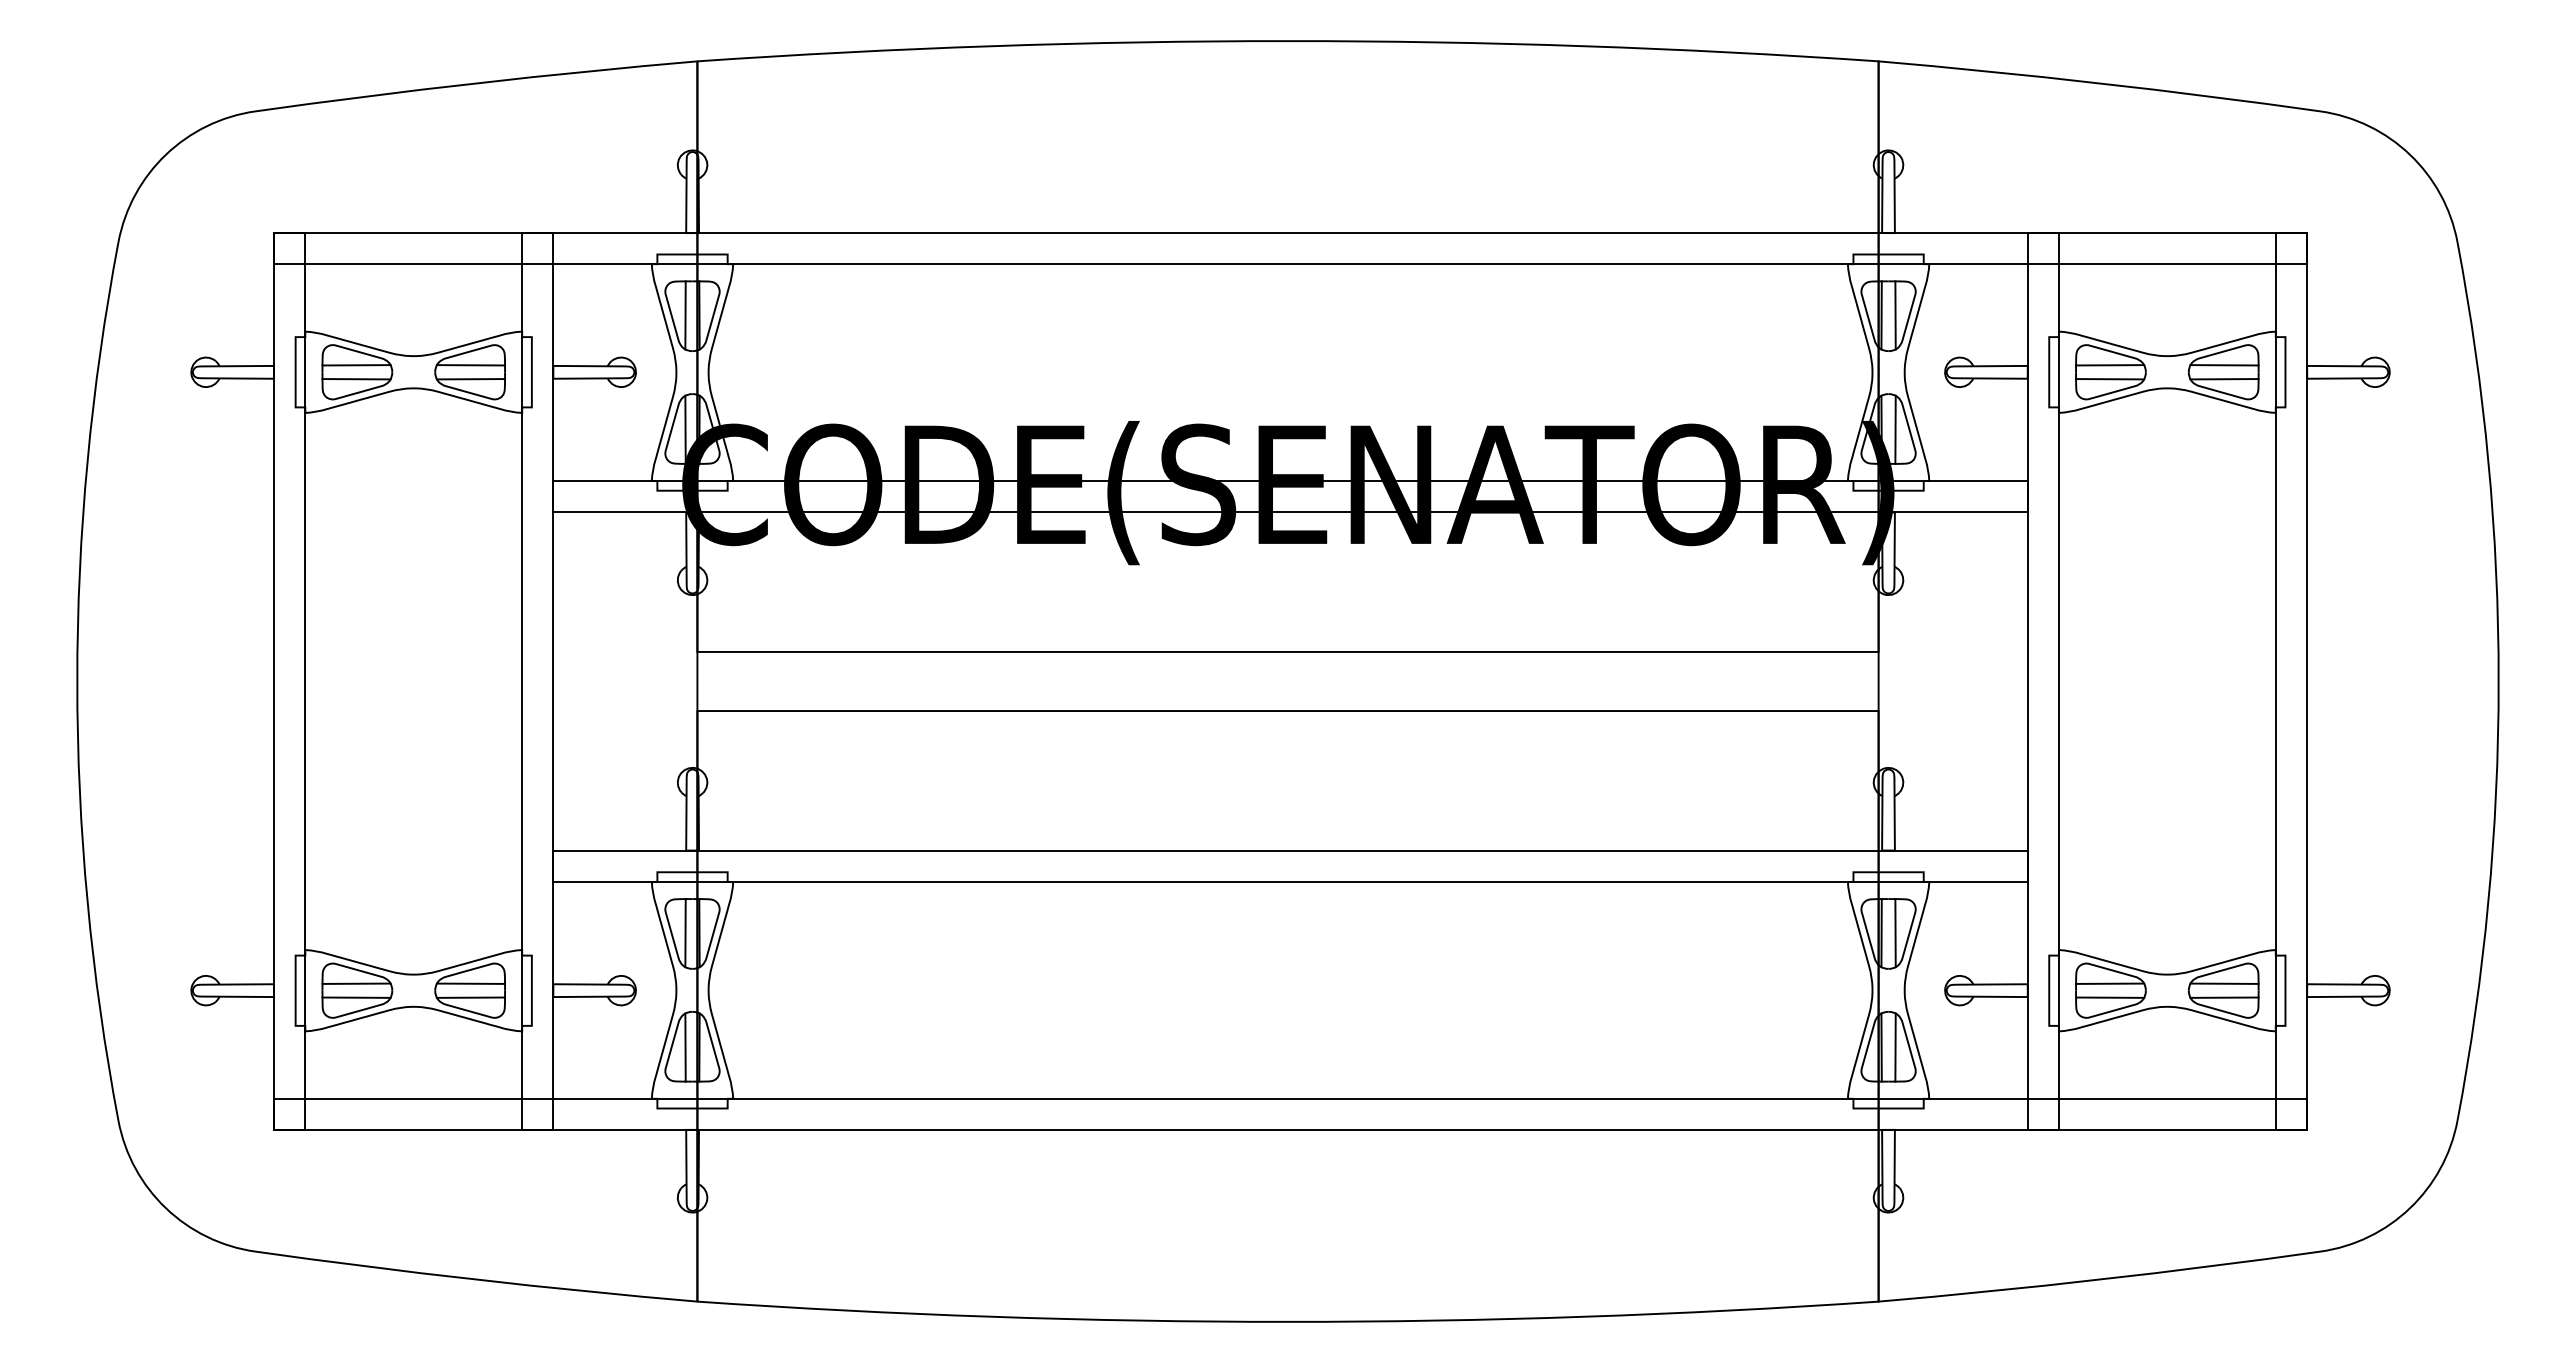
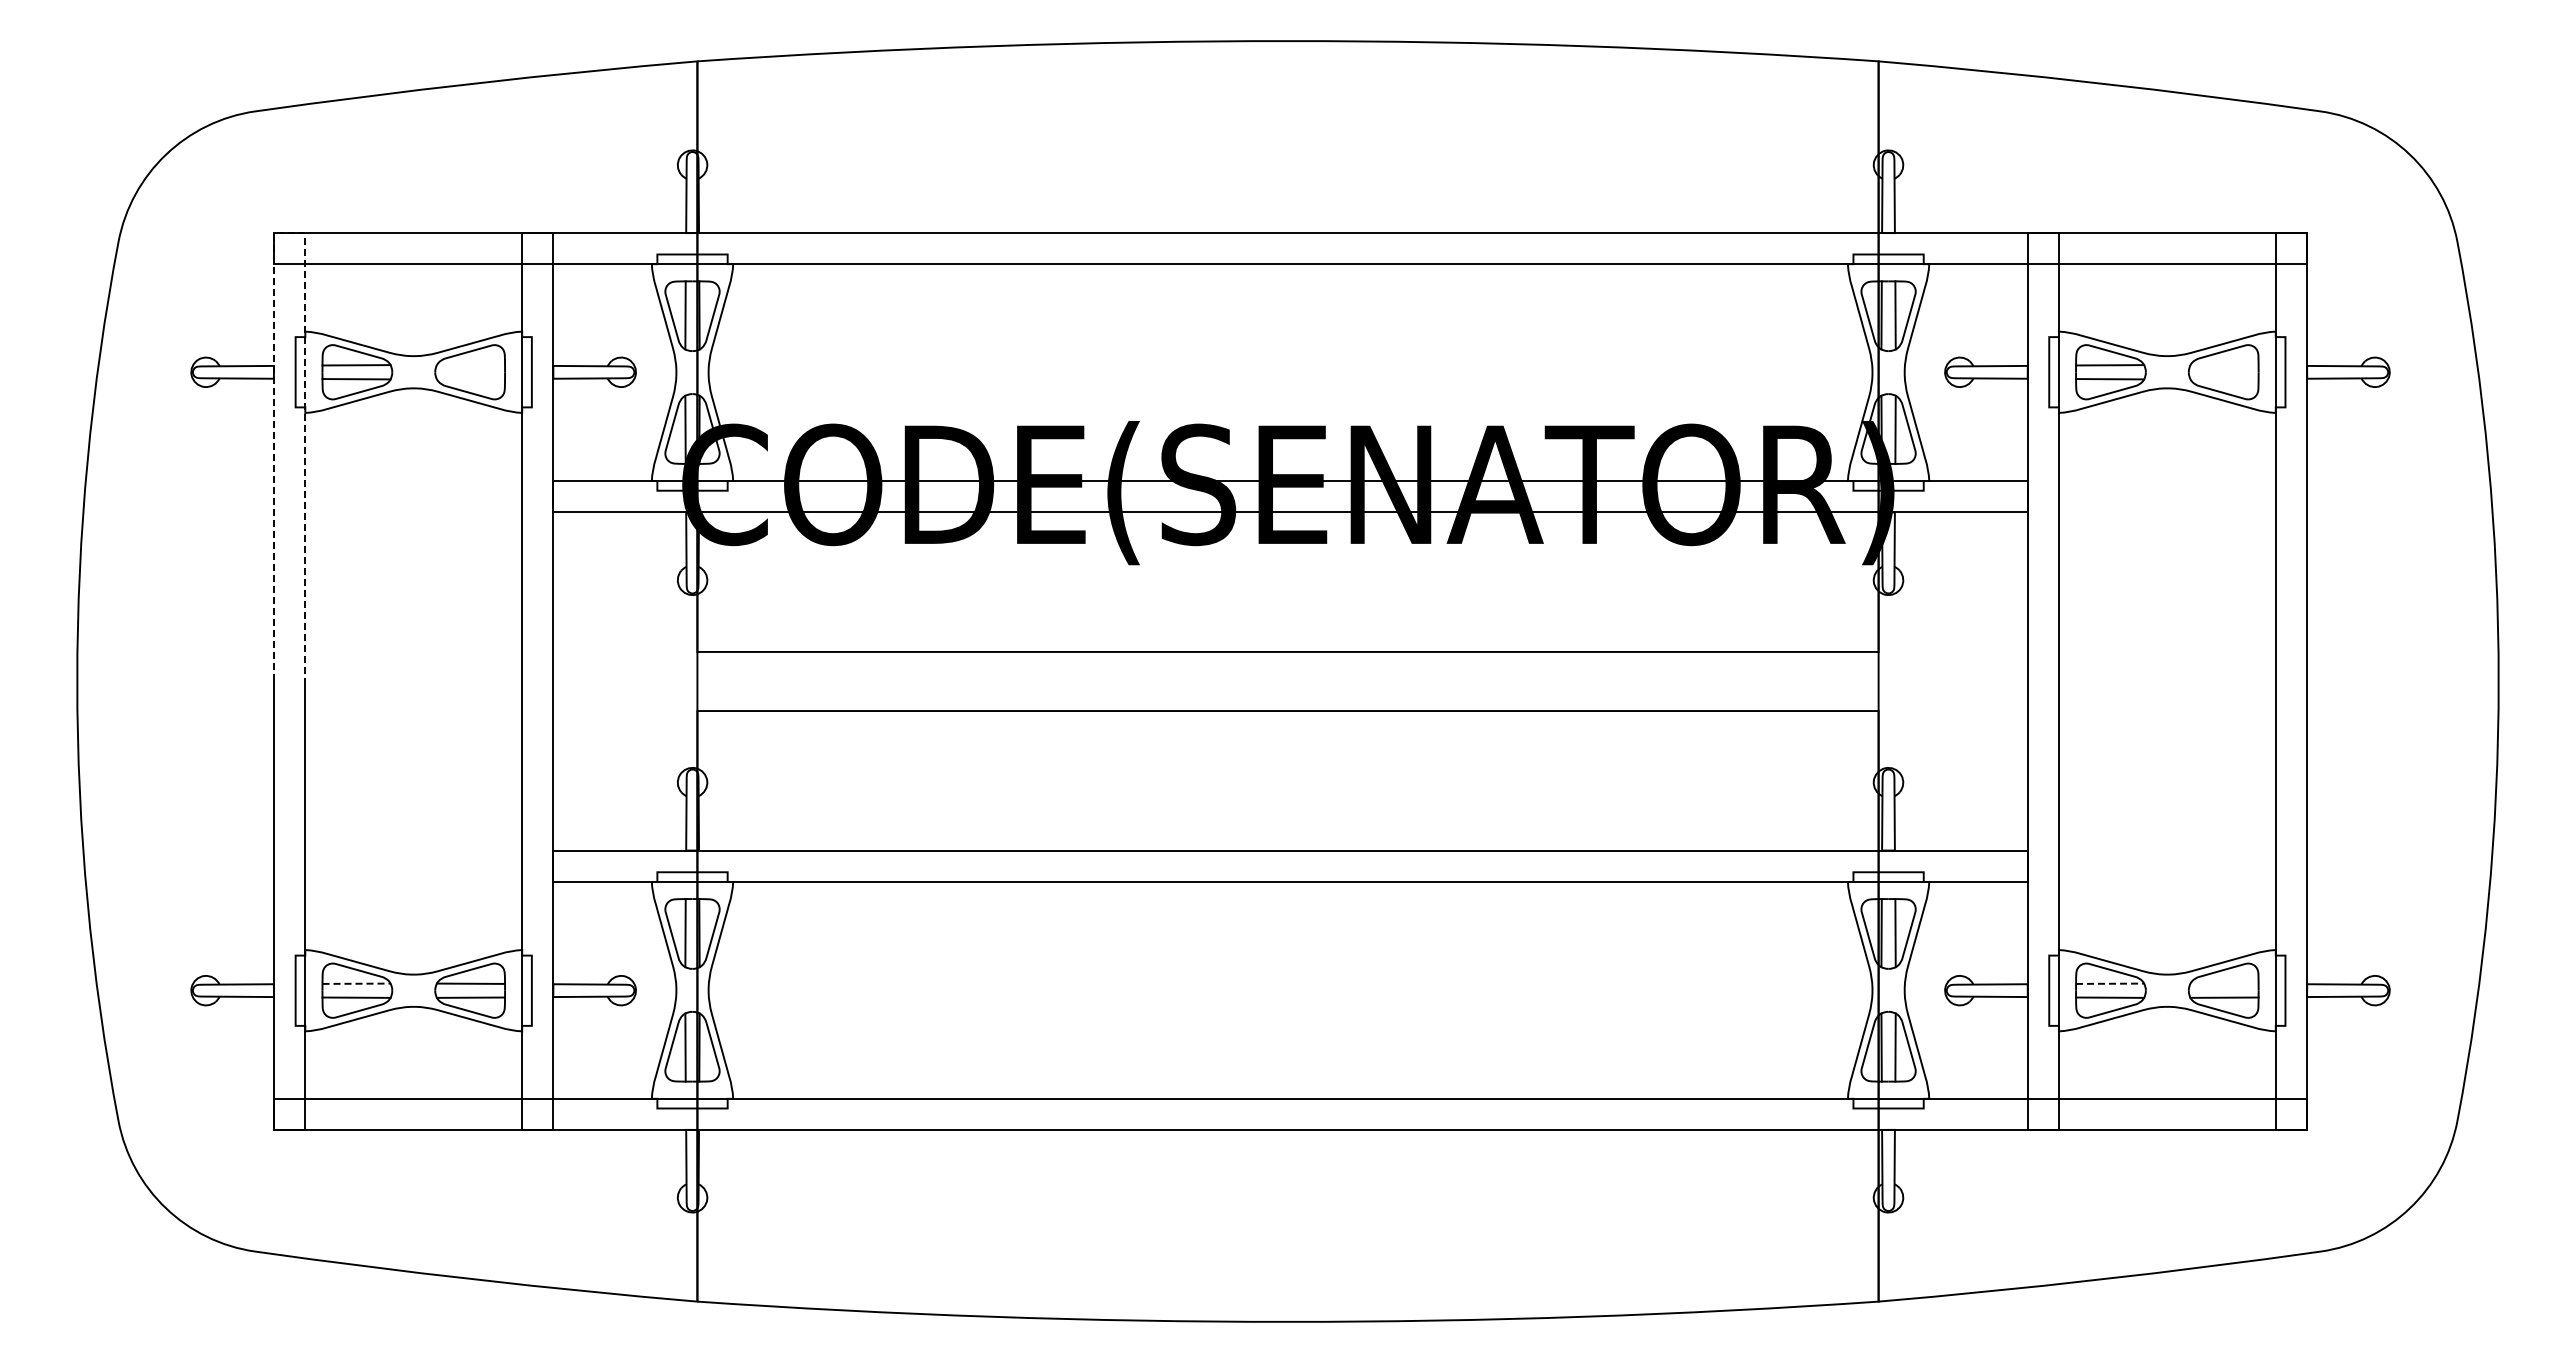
line: solid -> dashed (289, 233)
line: present -> none (470, 365)
line: present -> none (2224, 365)
line: present -> none (470, 379)
line: present -> none (2224, 379)
line: solid -> dashed (357, 983)
line: solid -> dashed (2110, 983)
line: present -> none (2224, 983)
